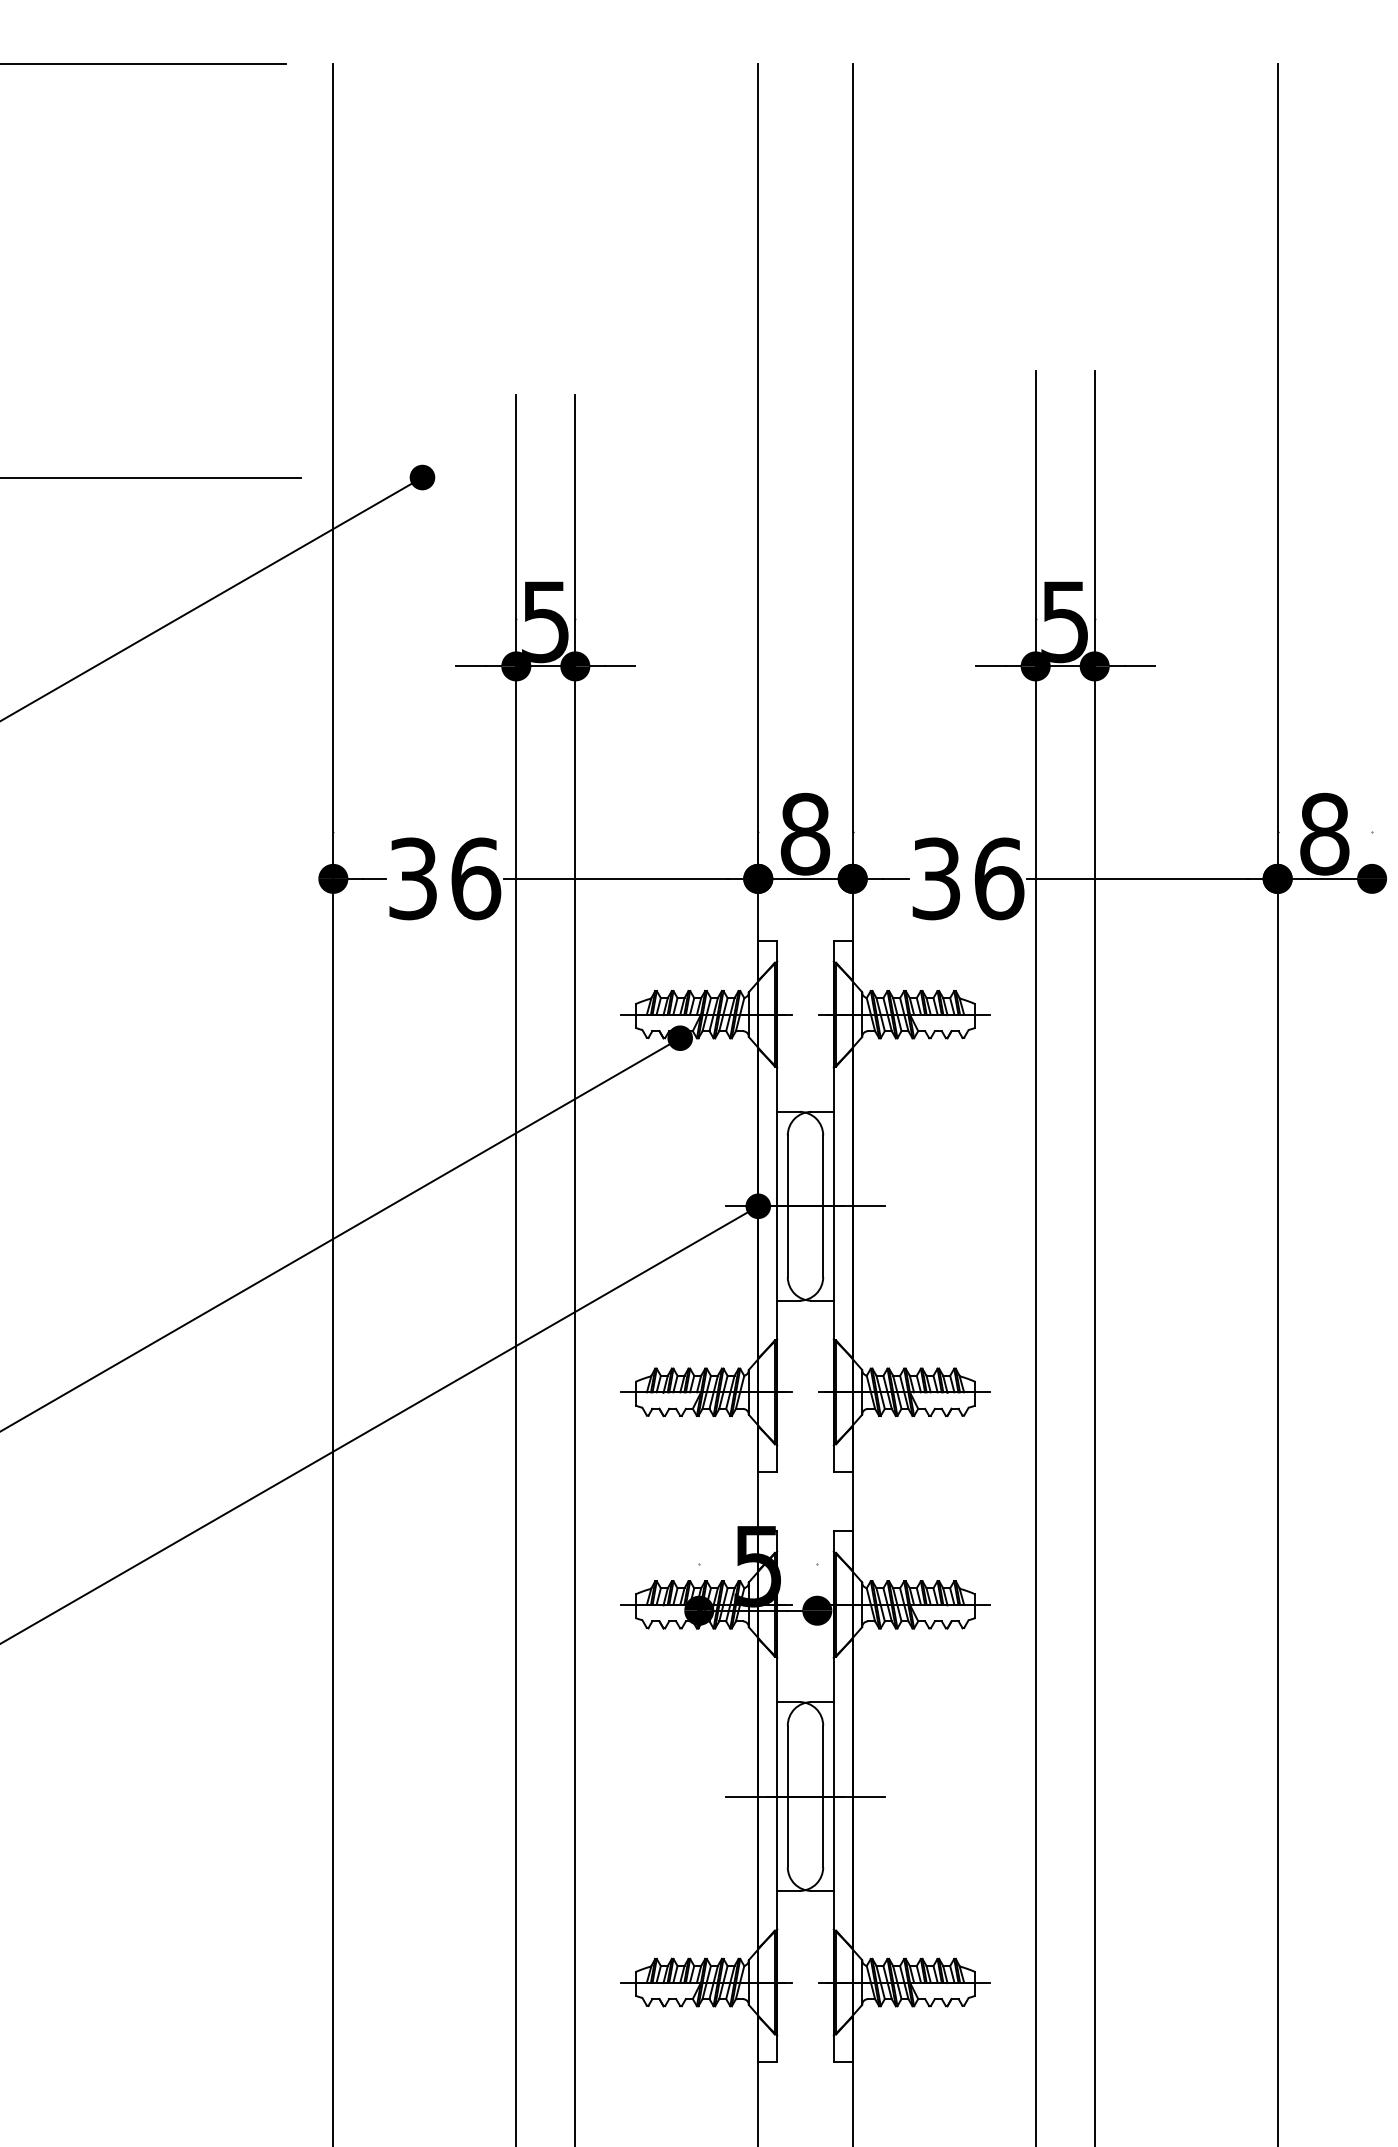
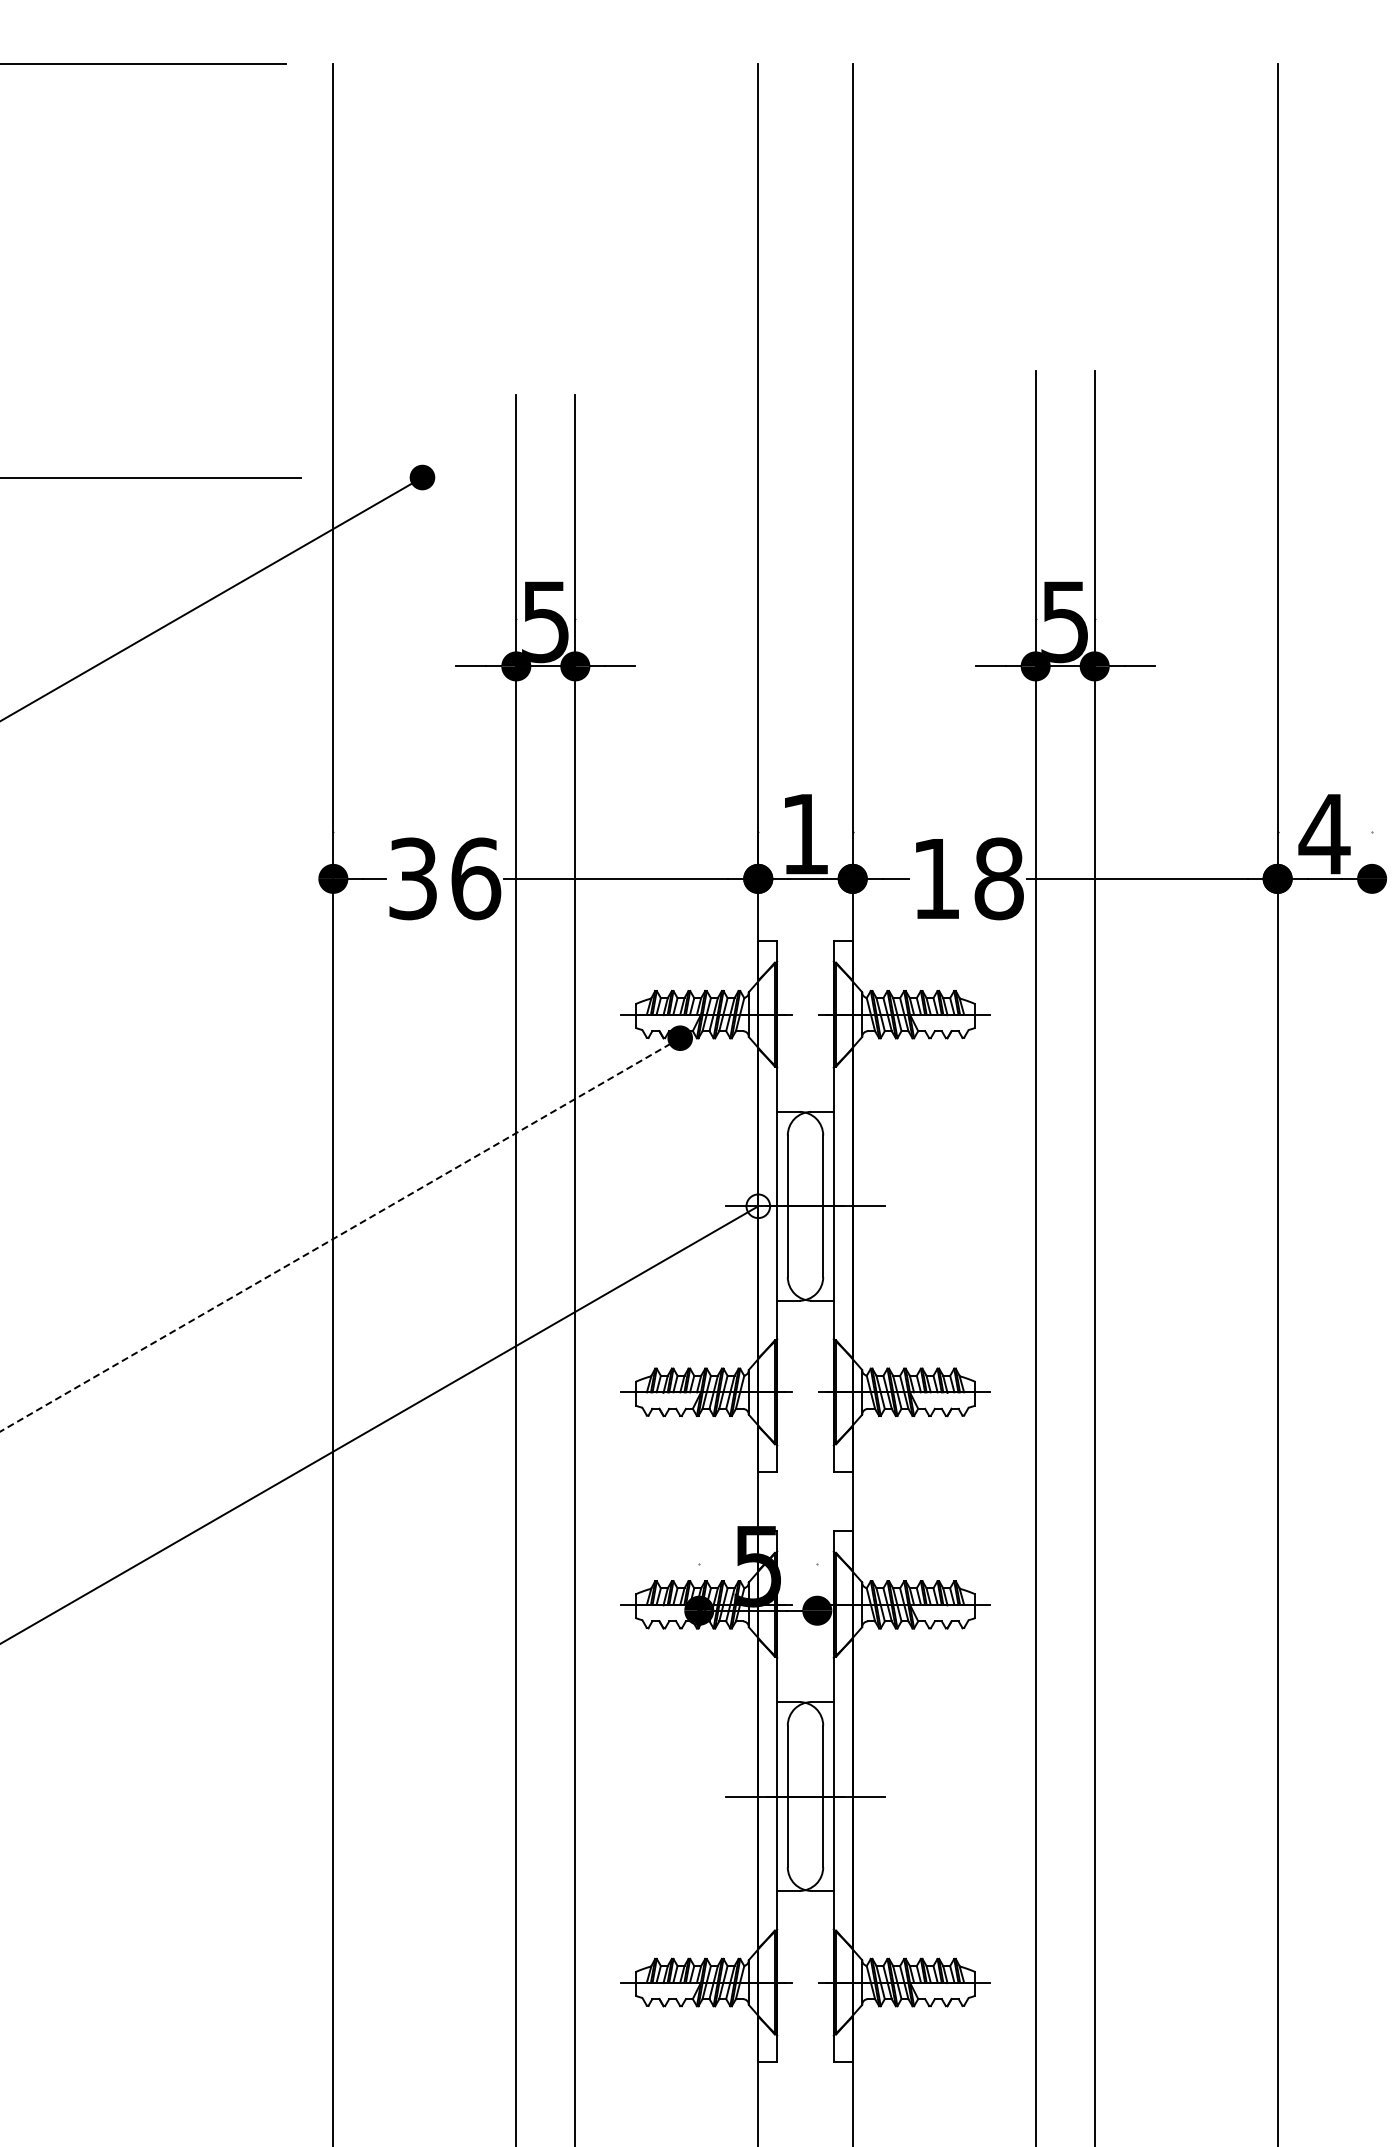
text: 8 -> 1 (805, 833)
text: 8 -> 4 (1324, 833)
text: 36 -> 18 (968, 878)
fill: present -> none (758, 1206)
line: solid -> dashed (340, 1235)
